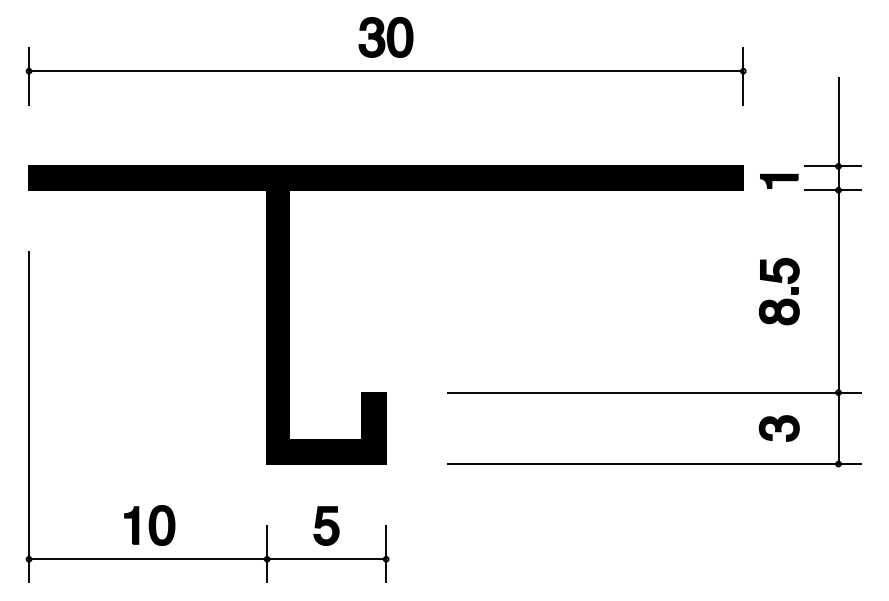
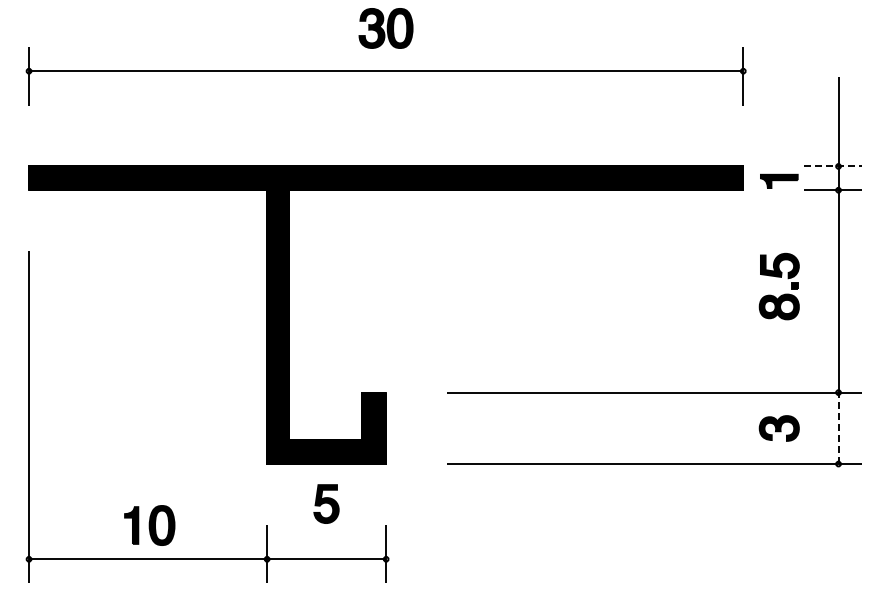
part position: (385, 37) -> (385, 28) (385, 28)
line: solid -> dashed (833, 166)
part position: (782, 299) -> (782, 294) (782, 294)
line: solid -> dashed (838, 428)
part position: (326, 525) -> (326, 503) (326, 503)
